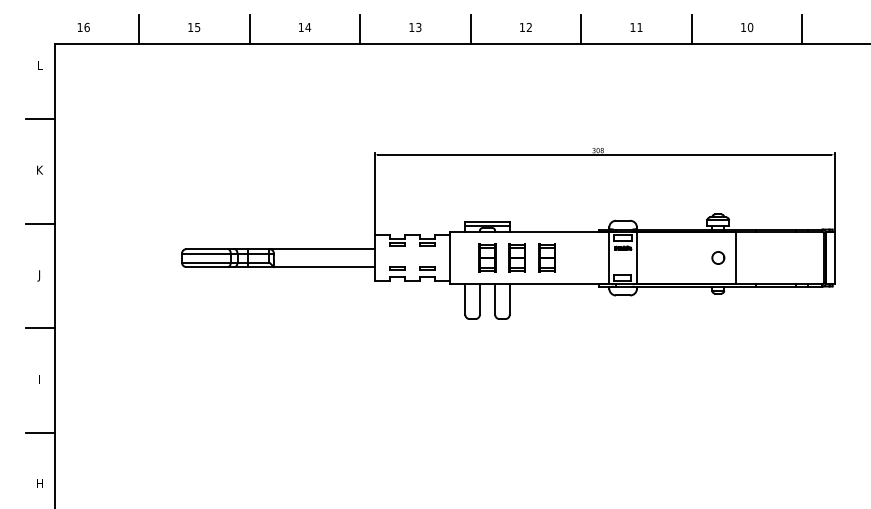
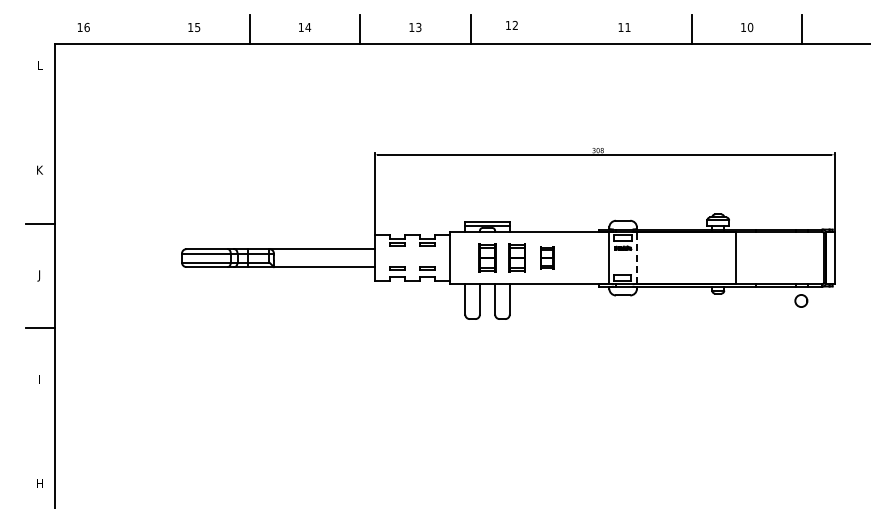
text position: (525, 27) -> (511, 25) (511, 25)
text position: (636, 27) -> (624, 27) (624, 27)
line: present -> none (138, 29)
line: present -> none (581, 29)
line: present -> none (40, 119)
part size: 18x30 px -> 15x24 px (547, 257)
circle position: (718, 257) -> (801, 300) (801, 300)
line: solid -> dashed (636, 258)
line: present -> none (40, 432)
